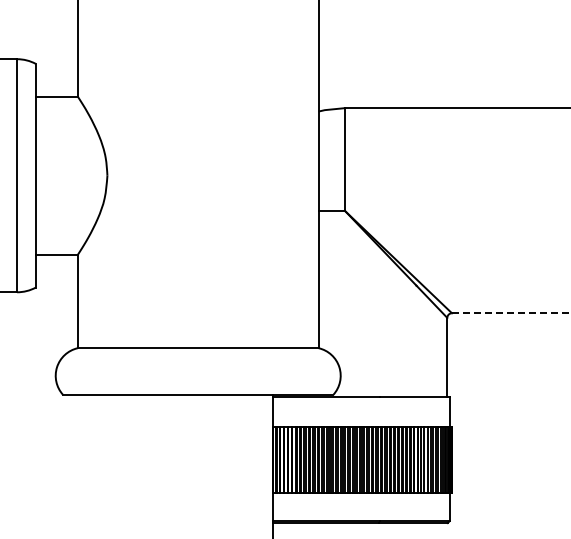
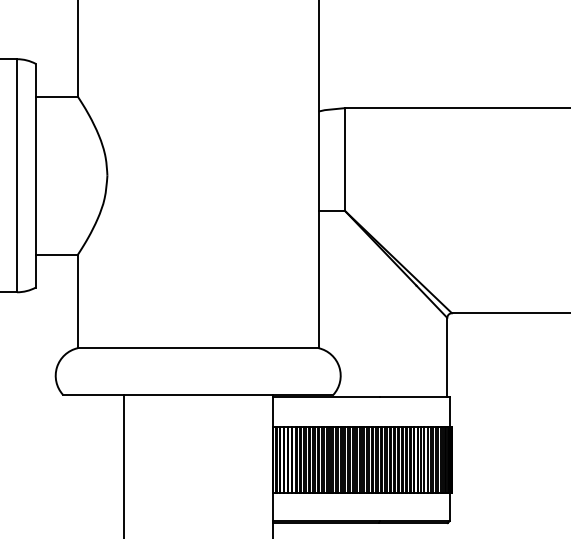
line: dashed -> solid (511, 313)
line: none -> present (123, 464)
